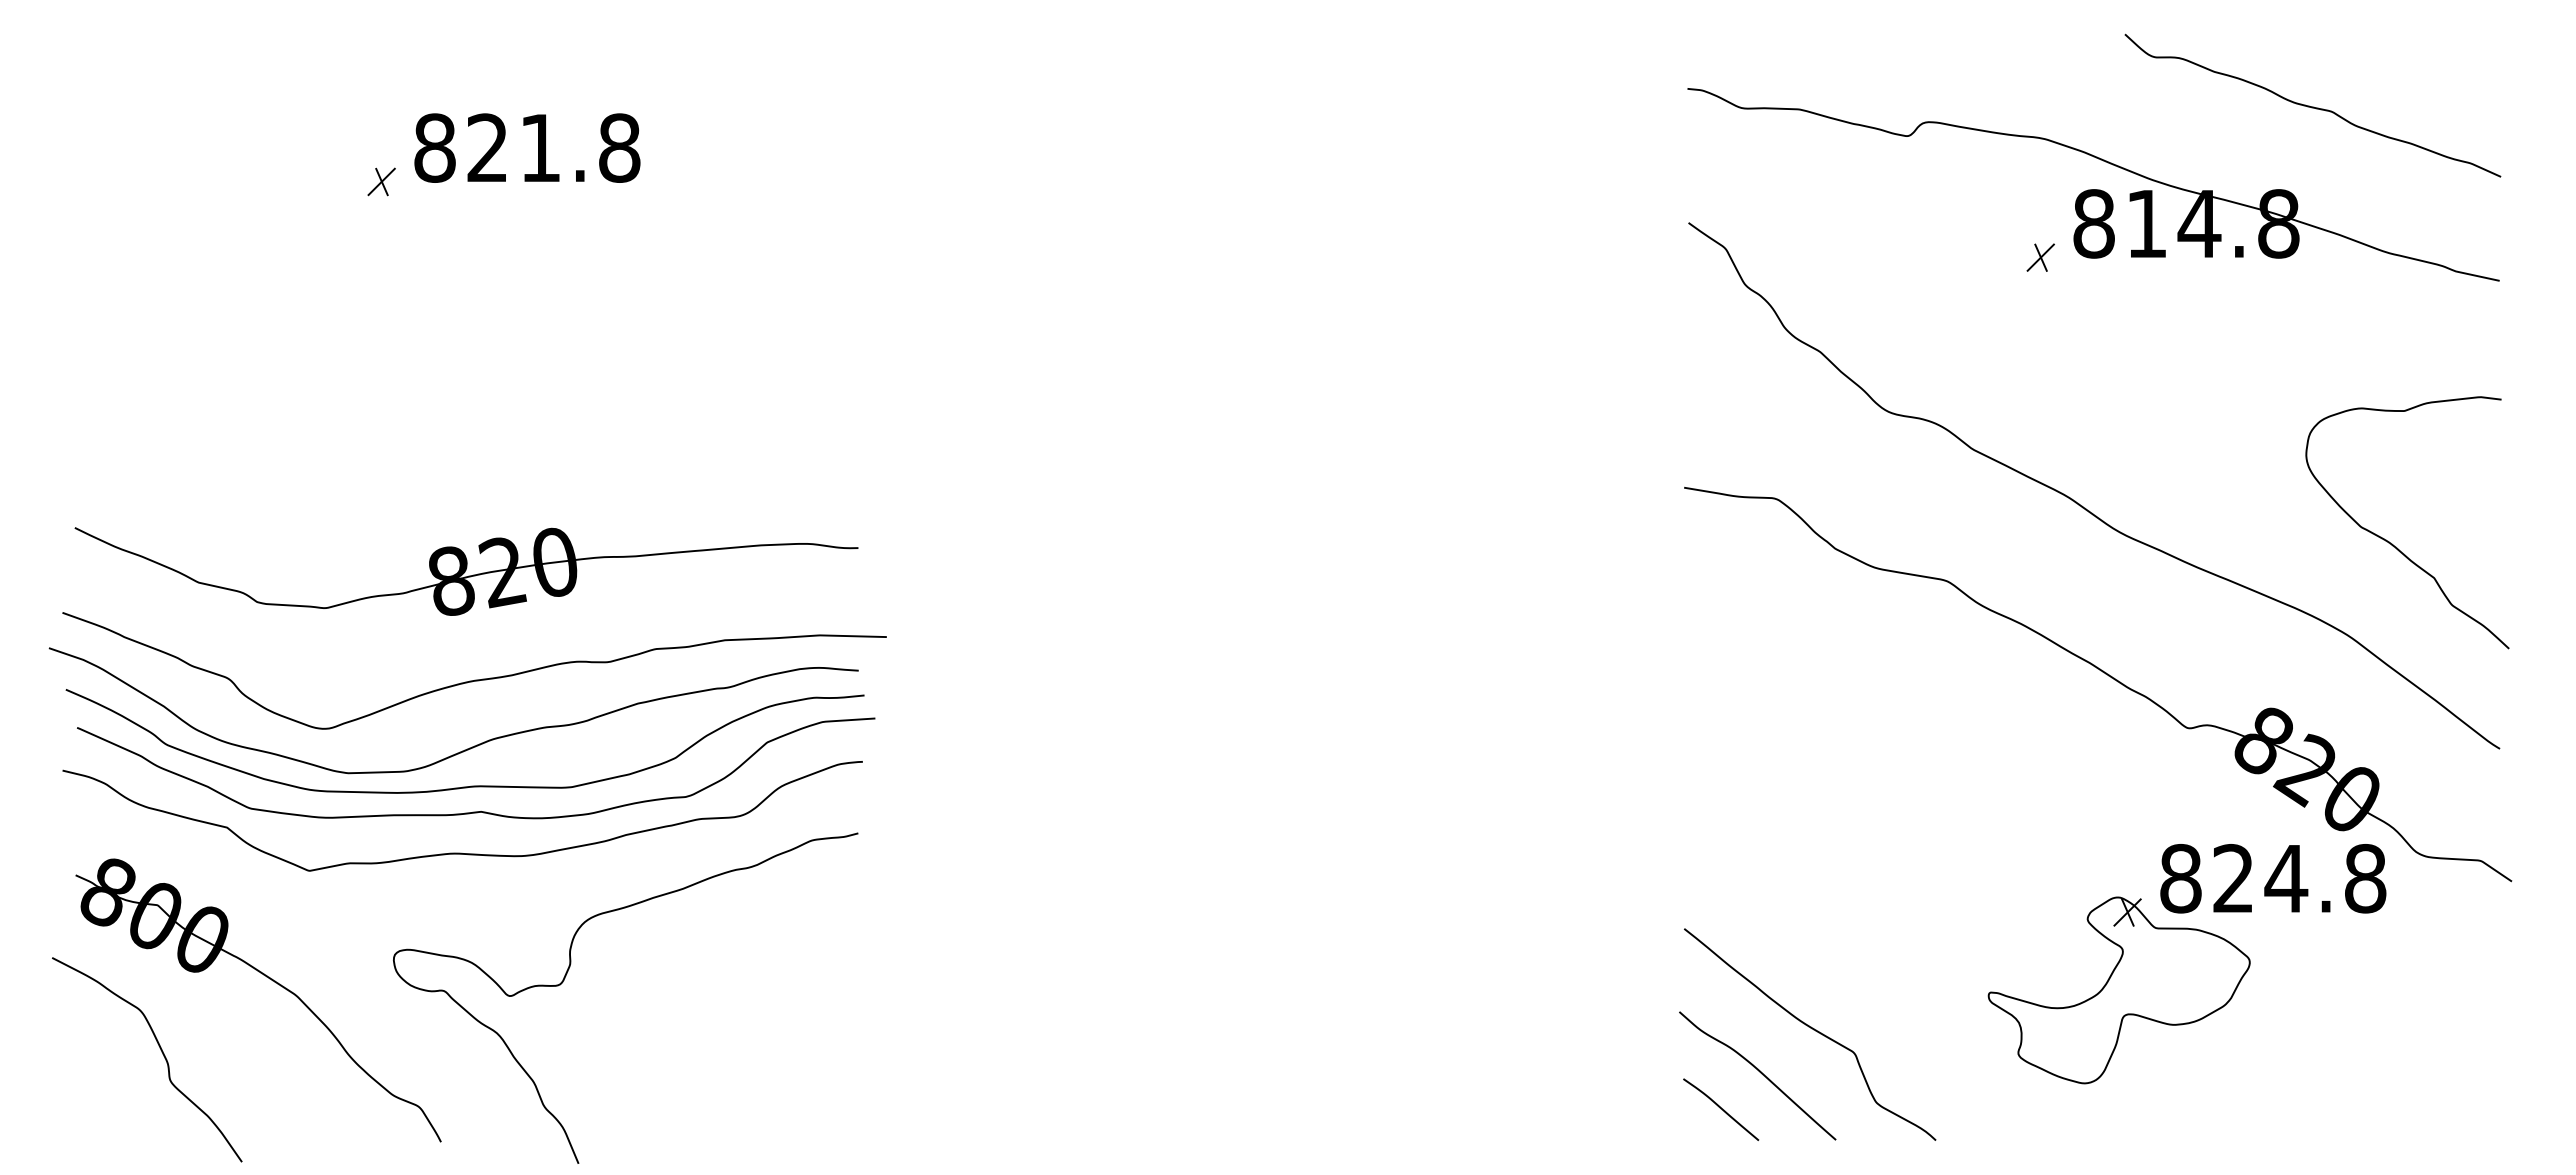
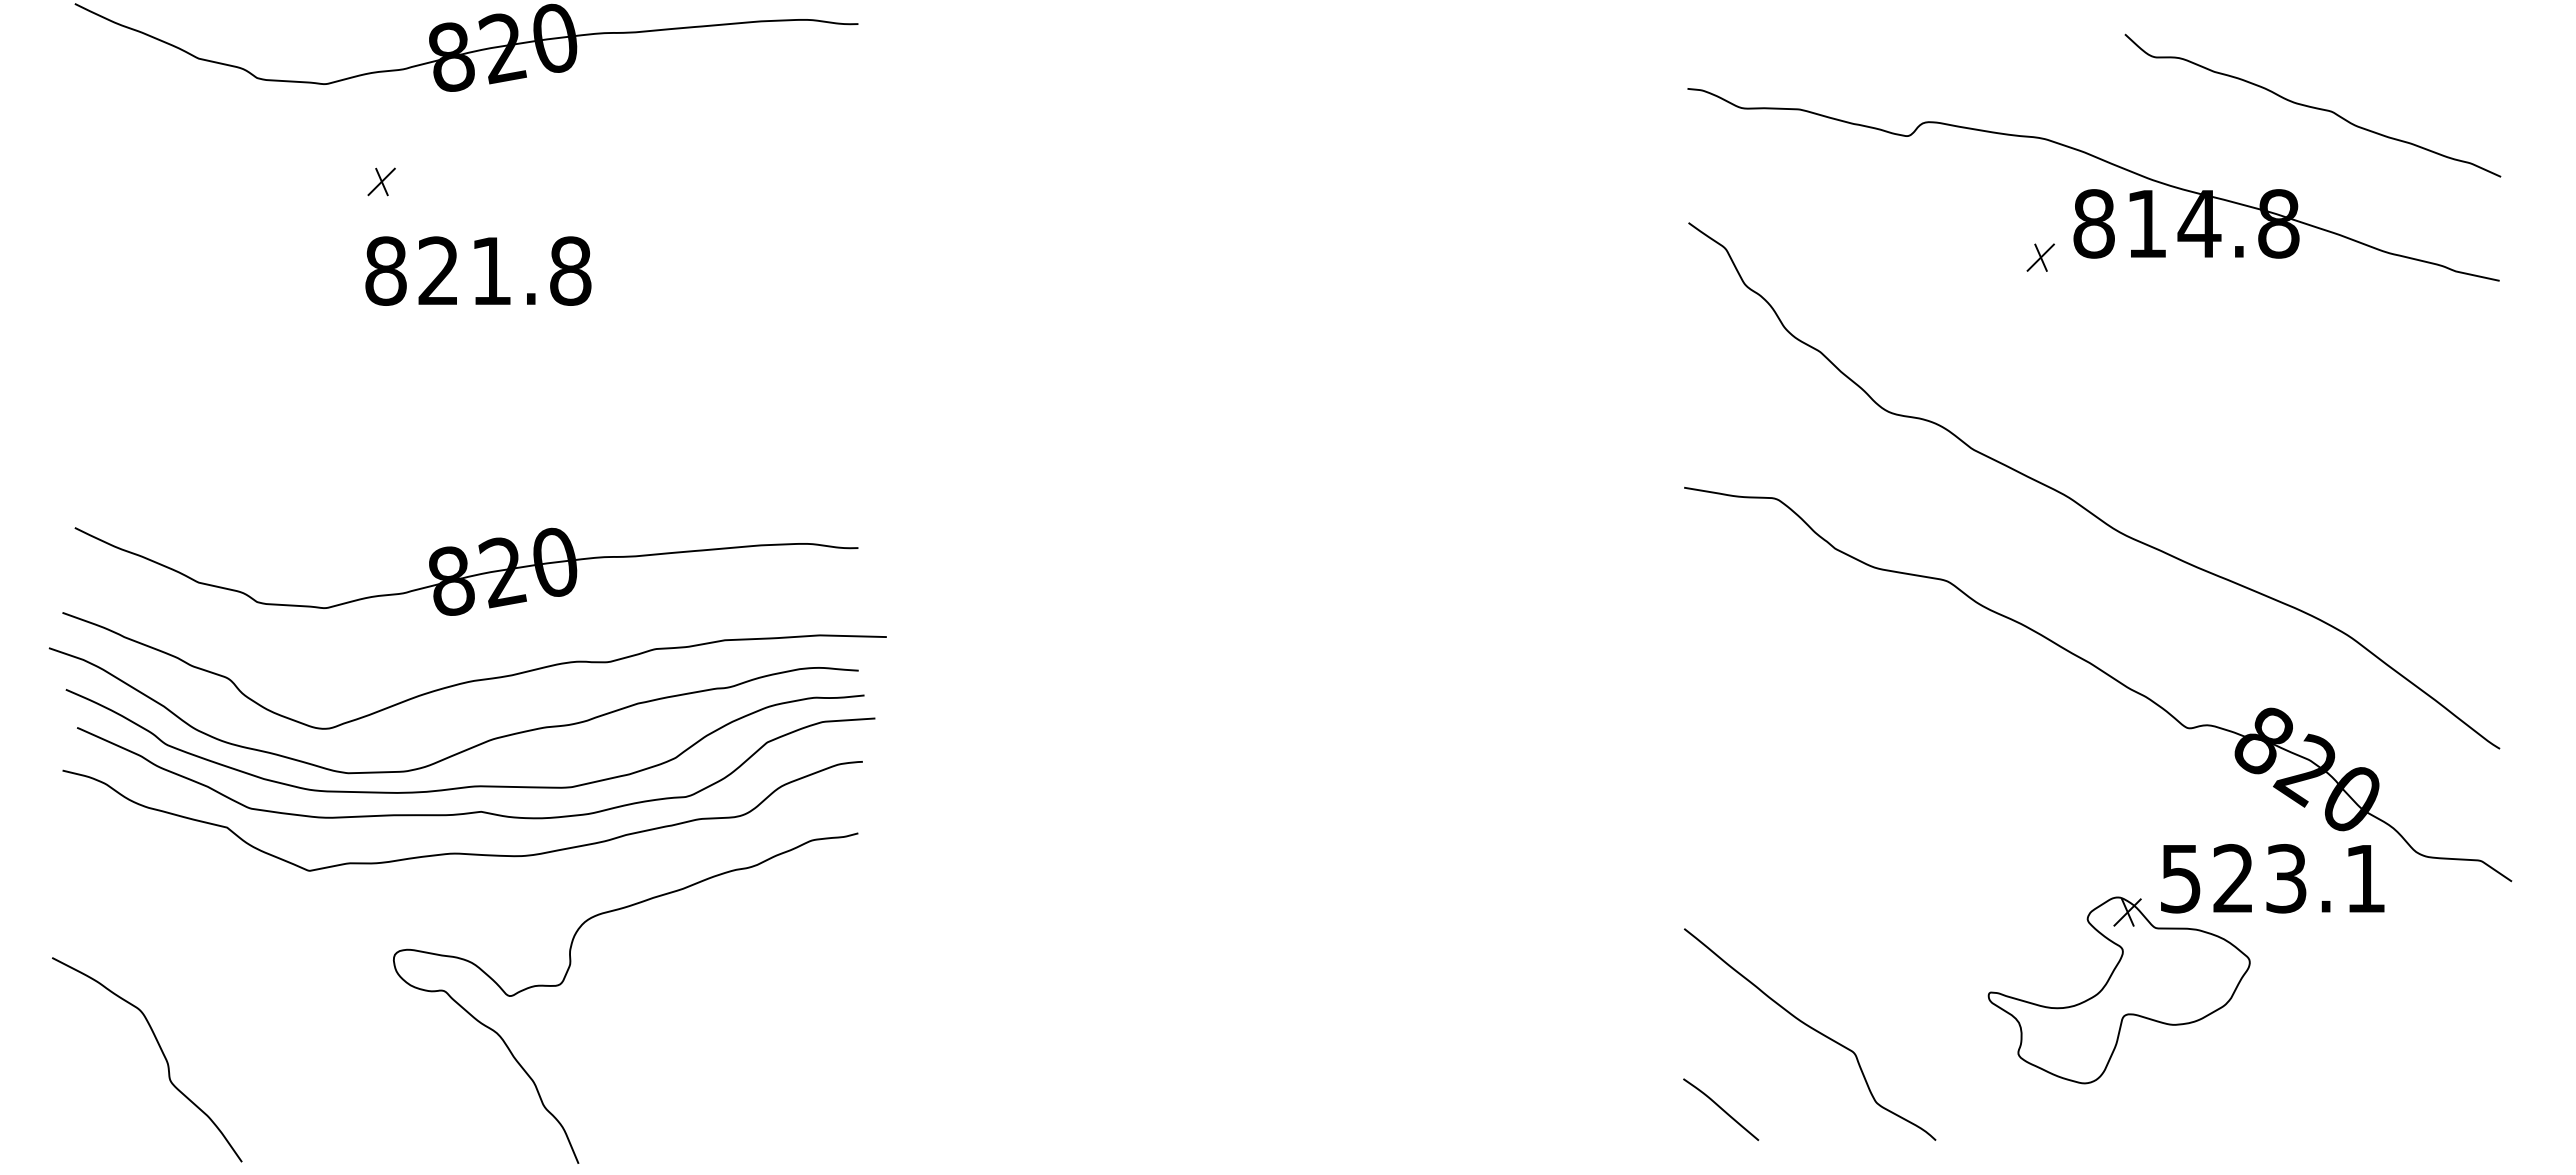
part: none -> present (466, 47)
text position: (527, 147) -> (478, 270) (478, 270)
curve: present -> none (2392, 543)
text: 824.8 -> 523.1 (2273, 878)
part: present -> none (272, 981)
curve: present -> none (1759, 1072)
